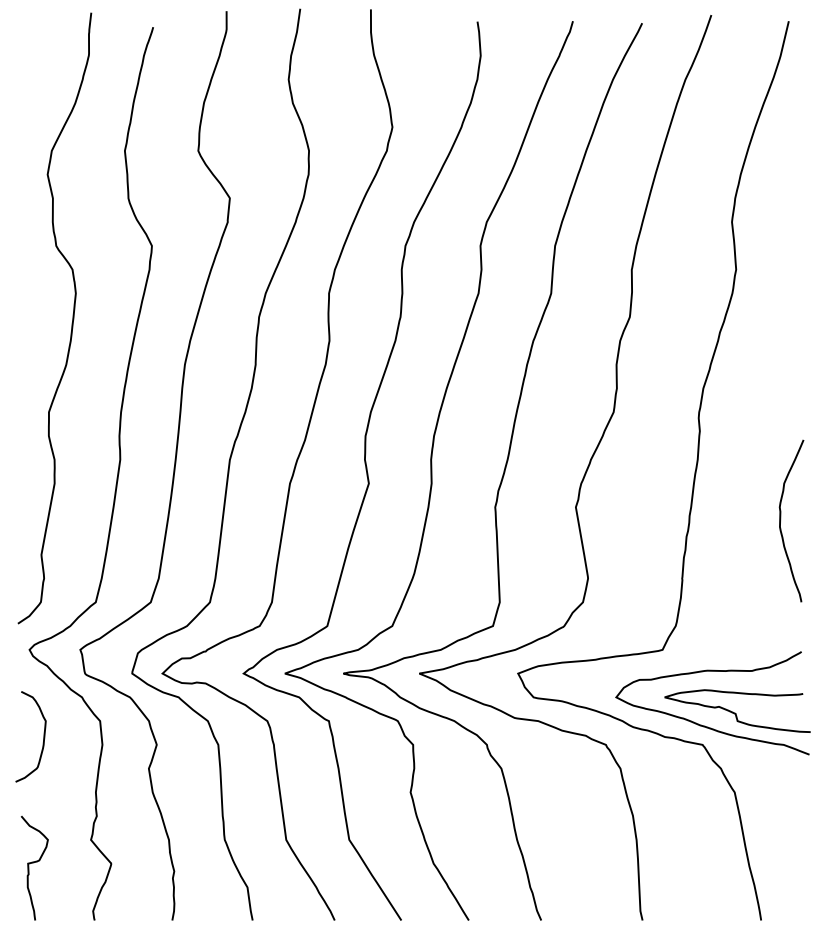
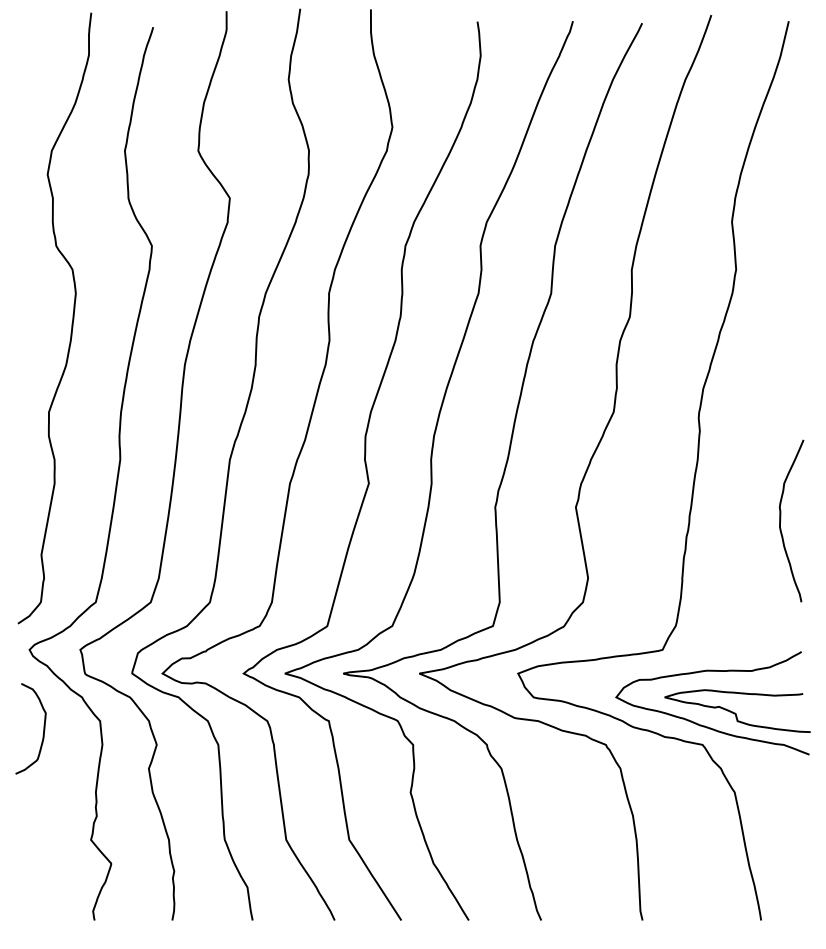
curve position: (43, 736) -> (43, 728) (43, 728)
curve: present -> none (33, 863)
